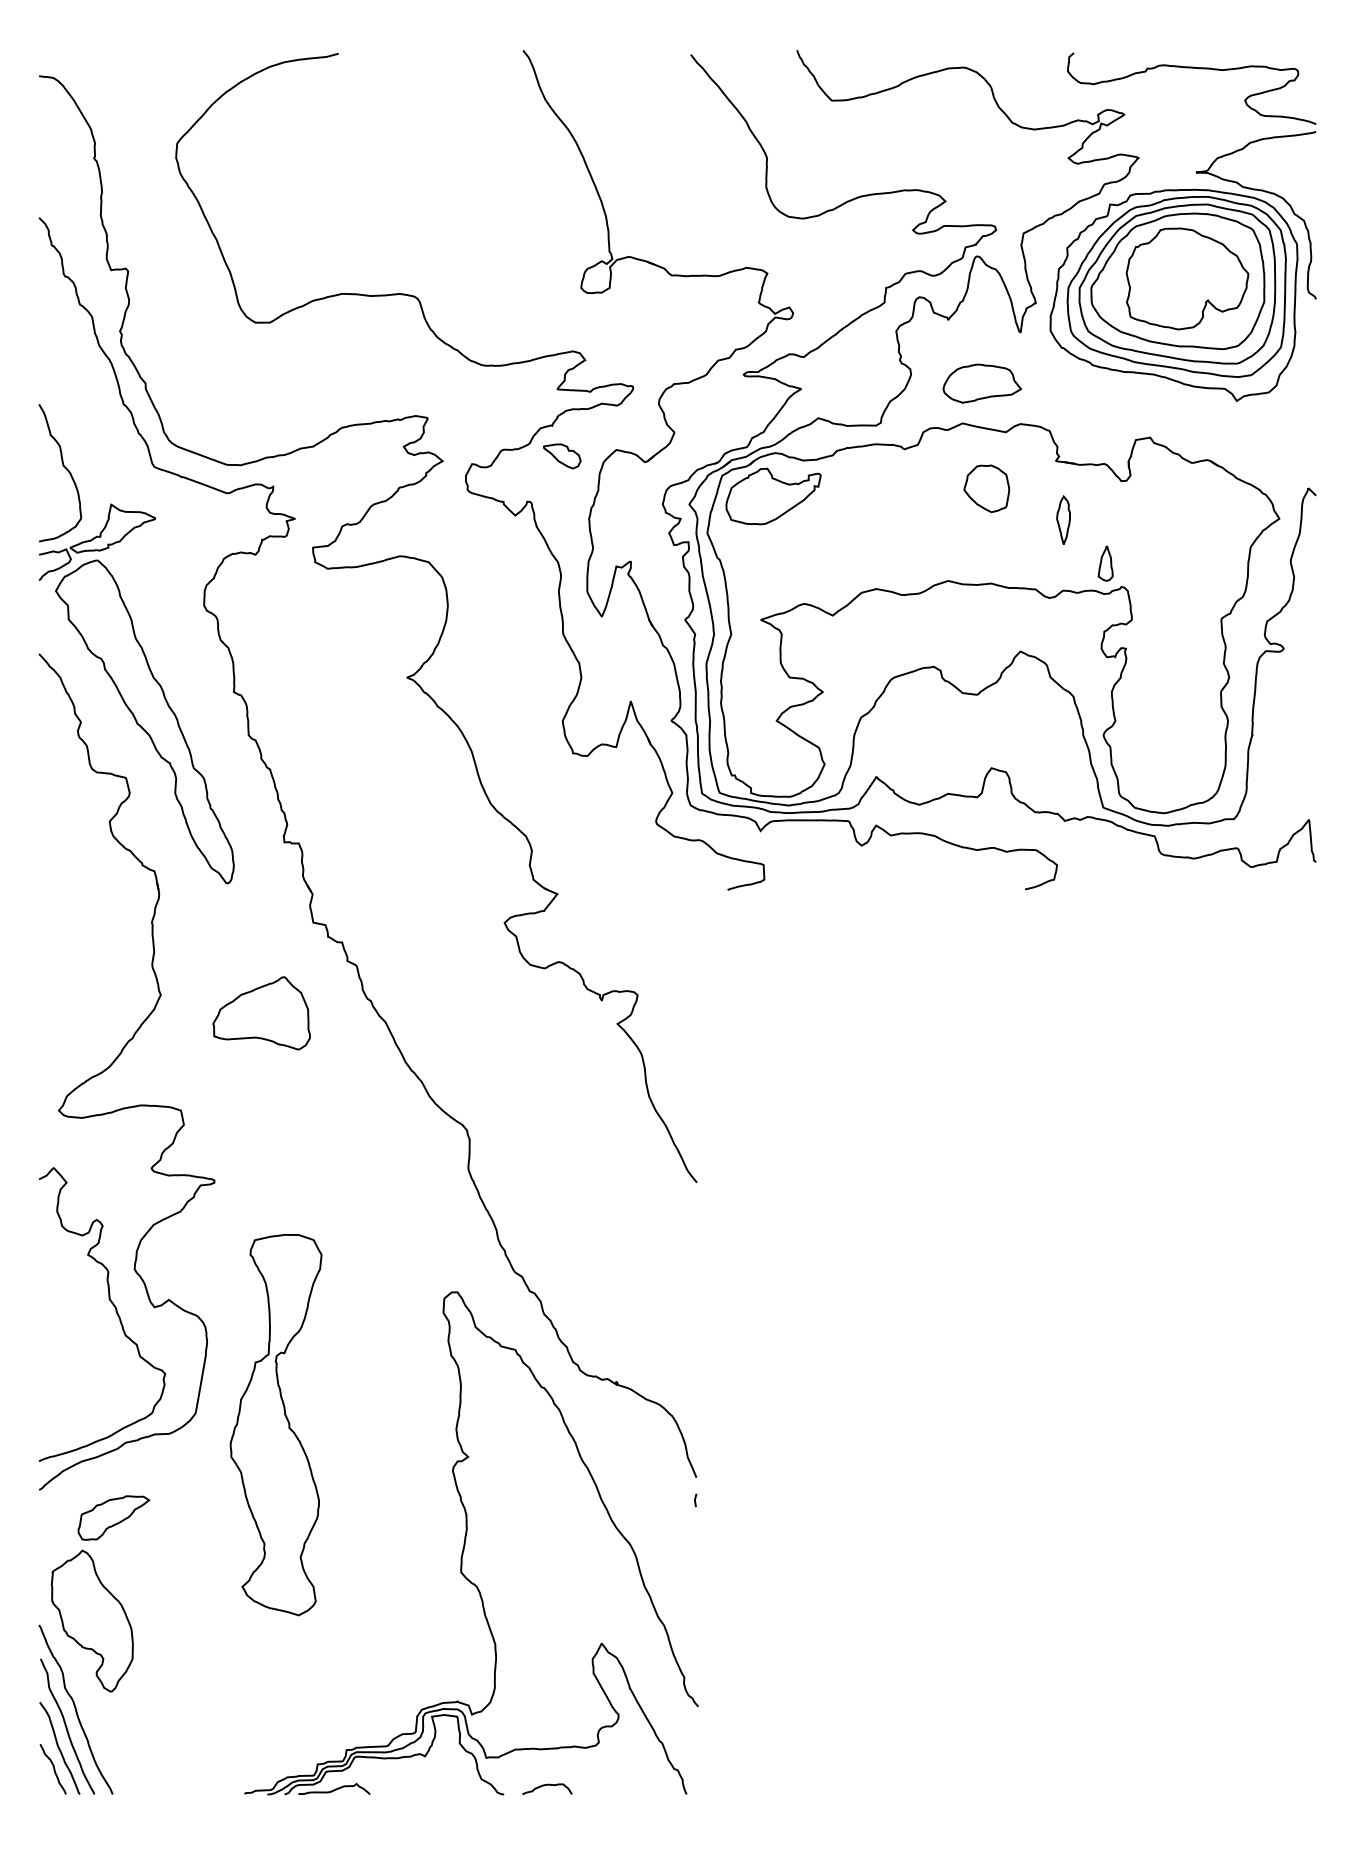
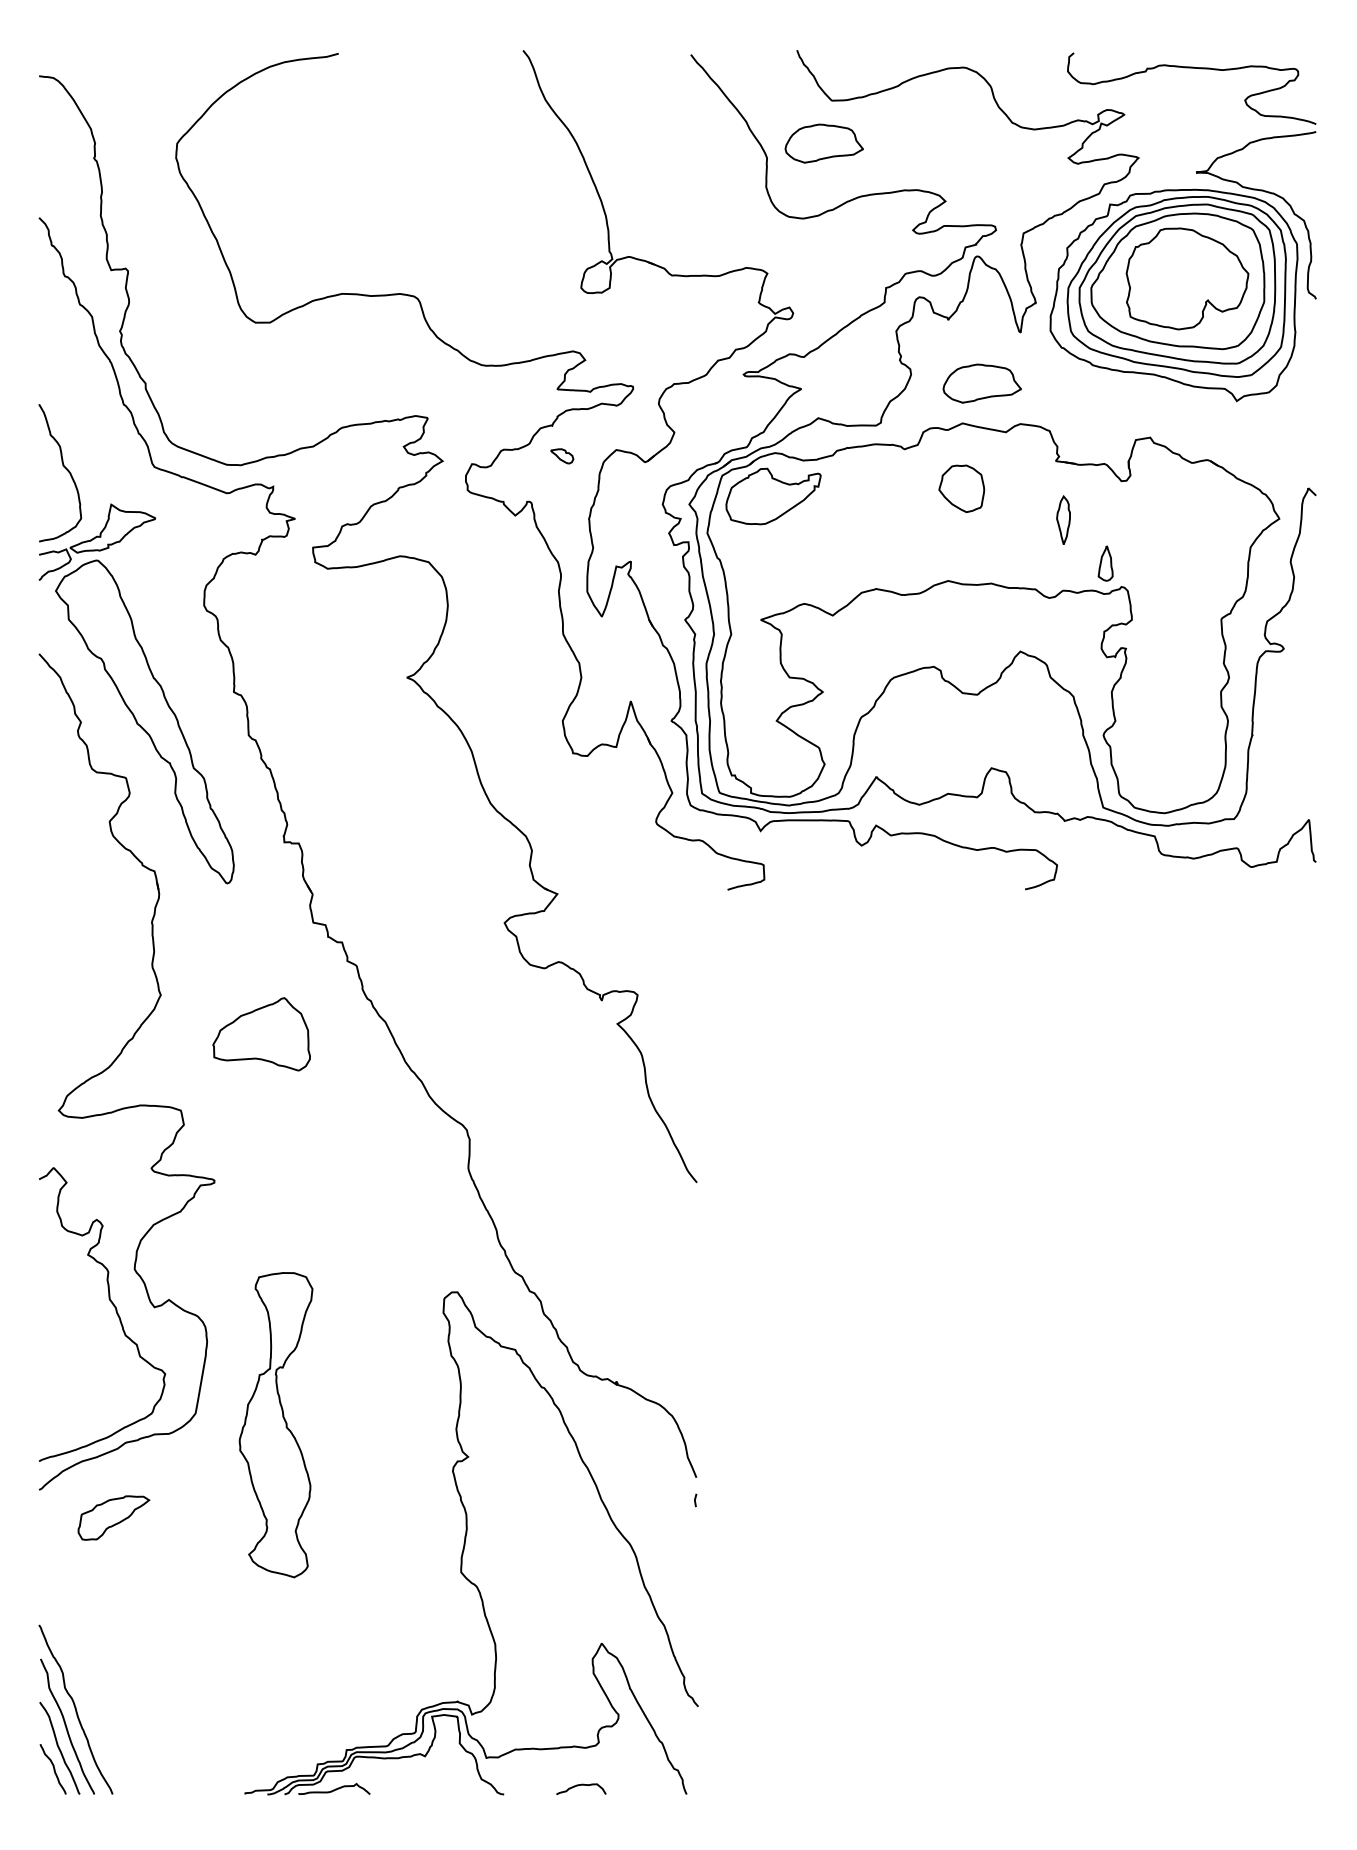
part: none -> present (823, 143)
part size: 39x27 px -> 25x17 px (562, 456)
part position: (986, 488) -> (961, 488) (961, 488)
part position: (261, 1013) -> (261, 1034) (261, 1034)
part size: 94x383 px -> 76x307 px (275, 1425)
part: present -> none (91, 1620)
curve position: (547, 1785) -> (581, 1785) (581, 1785)
